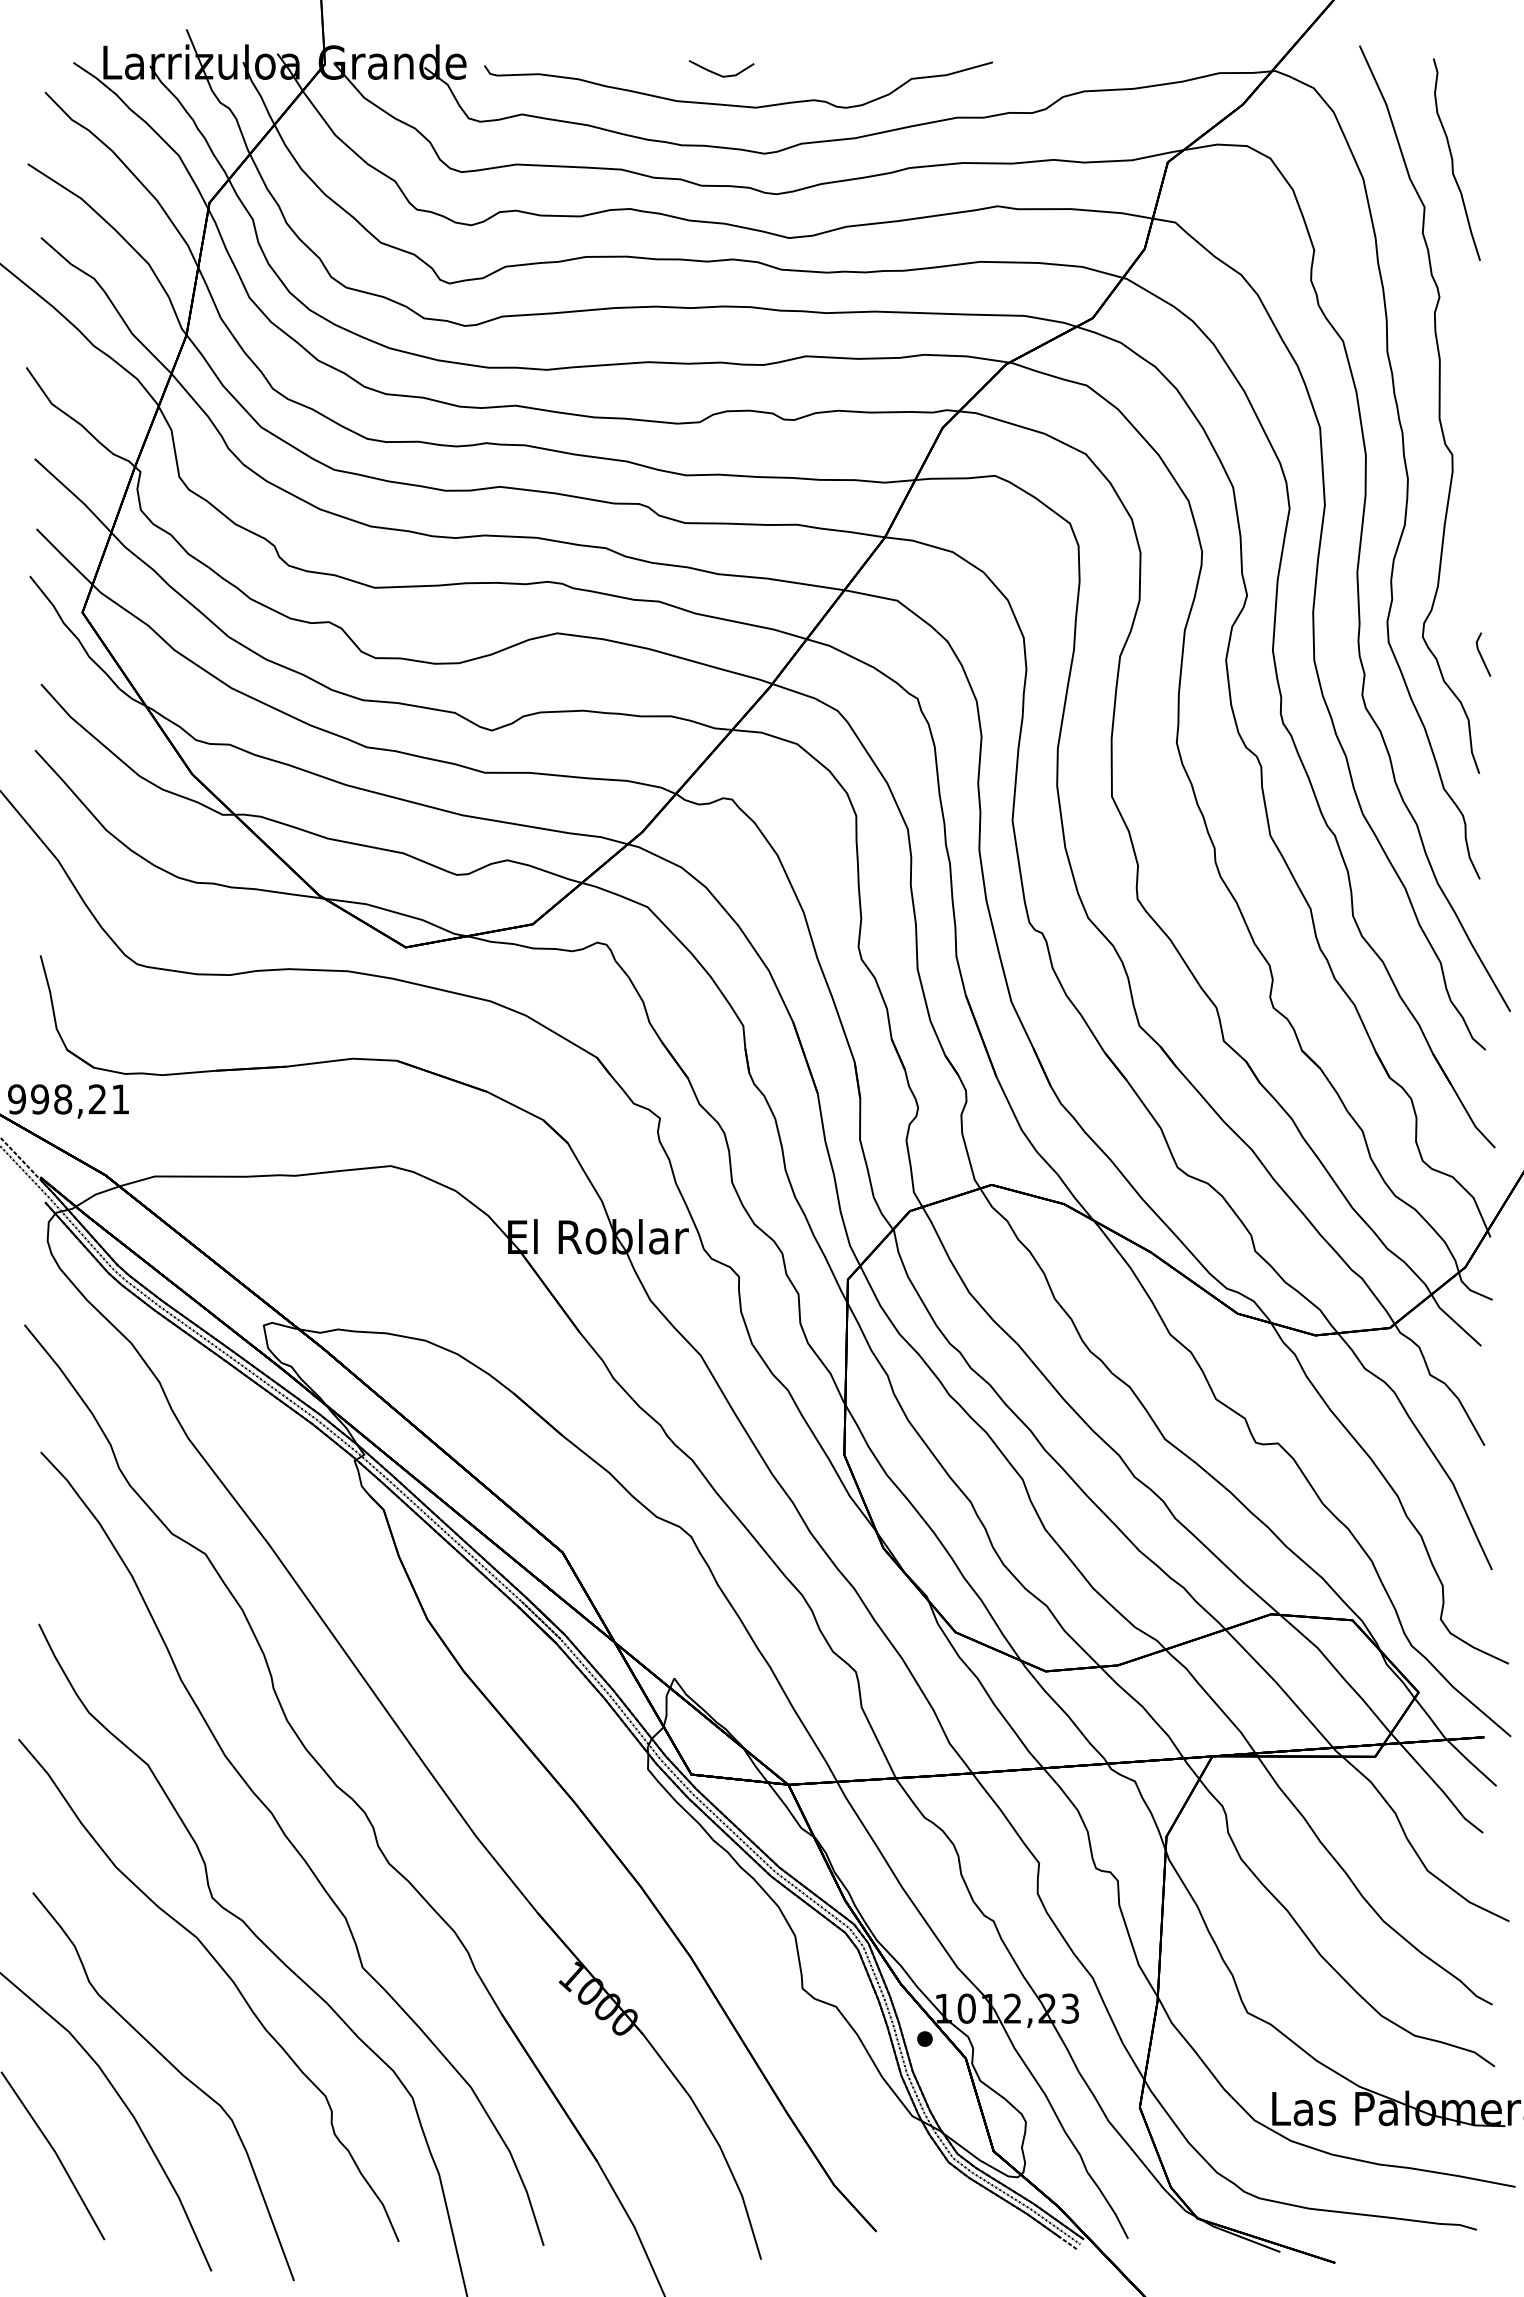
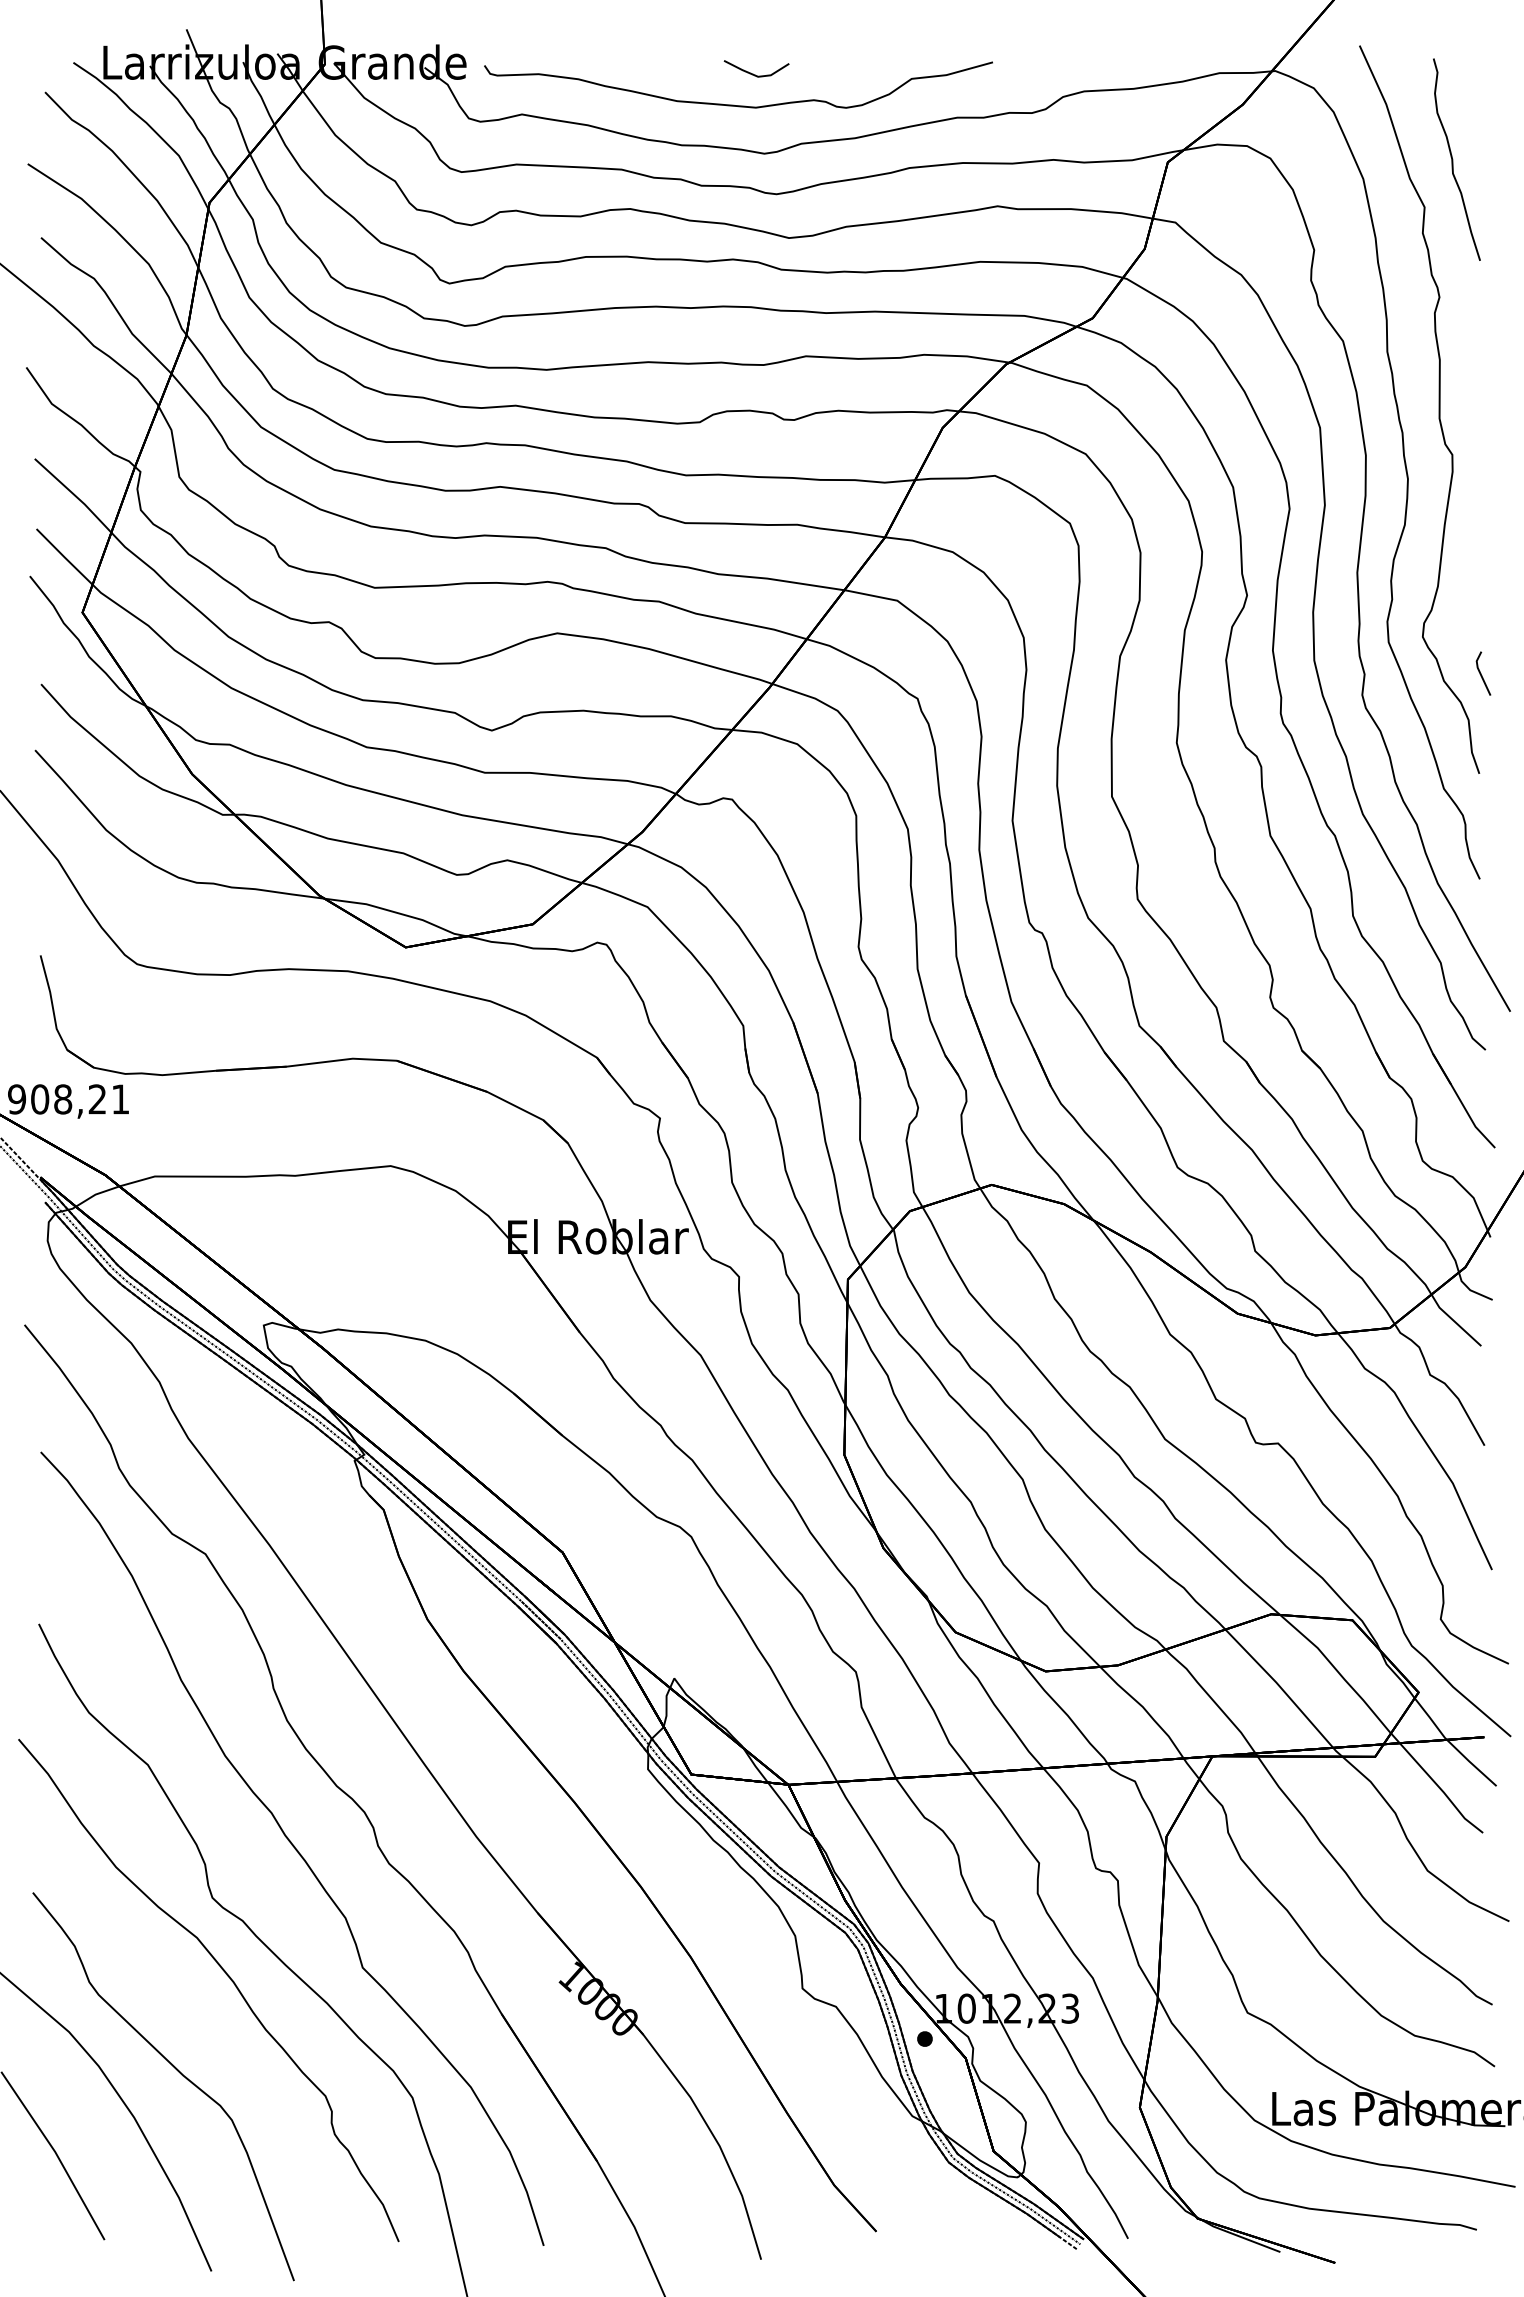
line position: (718, 73) -> (753, 73) (753, 73)
line position: (1481, 654) -> (1481, 673) (1481, 673)
text: 998,21 -> 908,21 (40, 1099)
